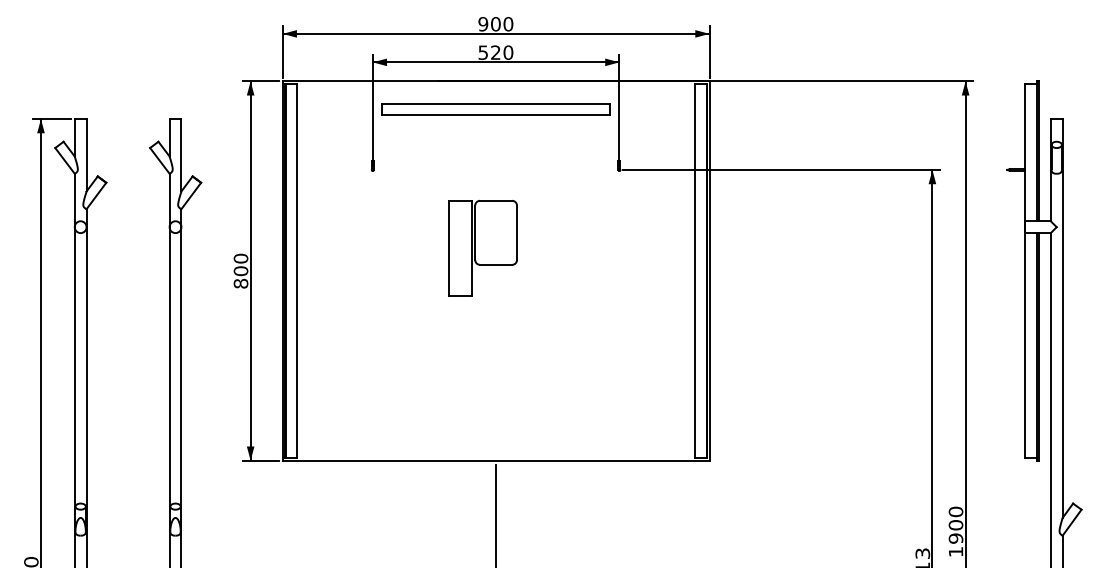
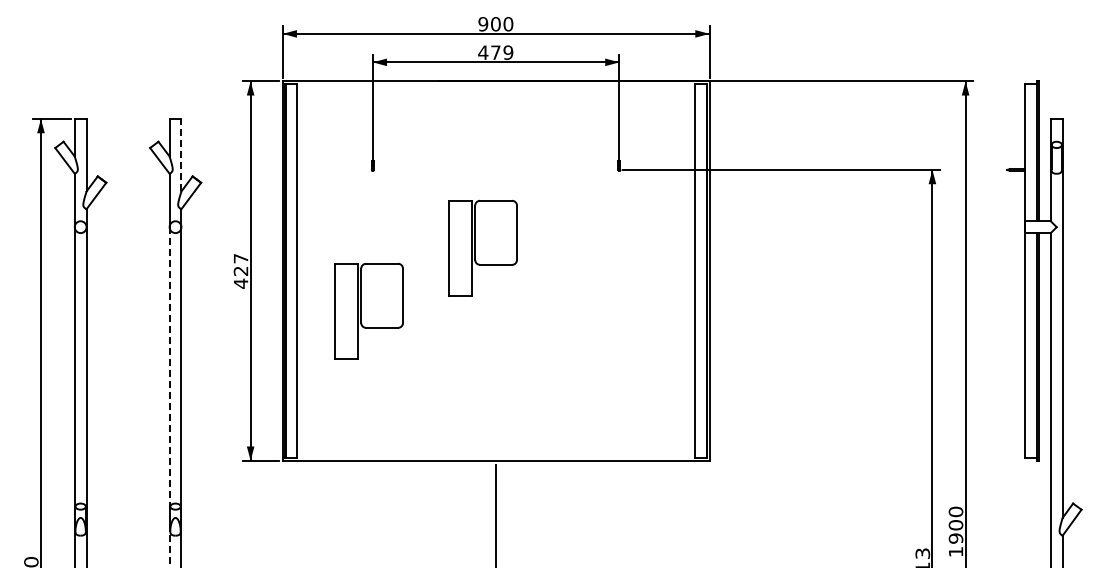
text: 520 -> 479 (495, 52)
part: present -> none (495, 109)
line: solid -> dashed (181, 154)
text: 800 -> 427 (240, 270)
part: none -> present (368, 311)
line: solid -> dashed (169, 397)
